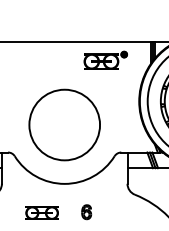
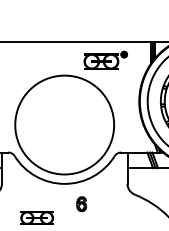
circle diameter: 71 px -> 99 px (64, 124)
part position: (41, 212) -> (36, 217) (36, 217)
part position: (86, 212) -> (81, 204) (81, 204)
